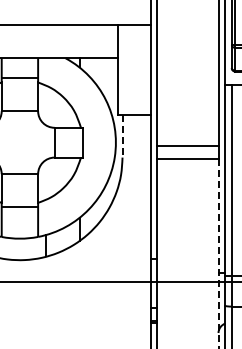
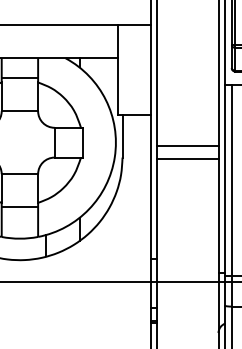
line: dashed -> solid (122, 136)
line: dashed -> solid (218, 253)
